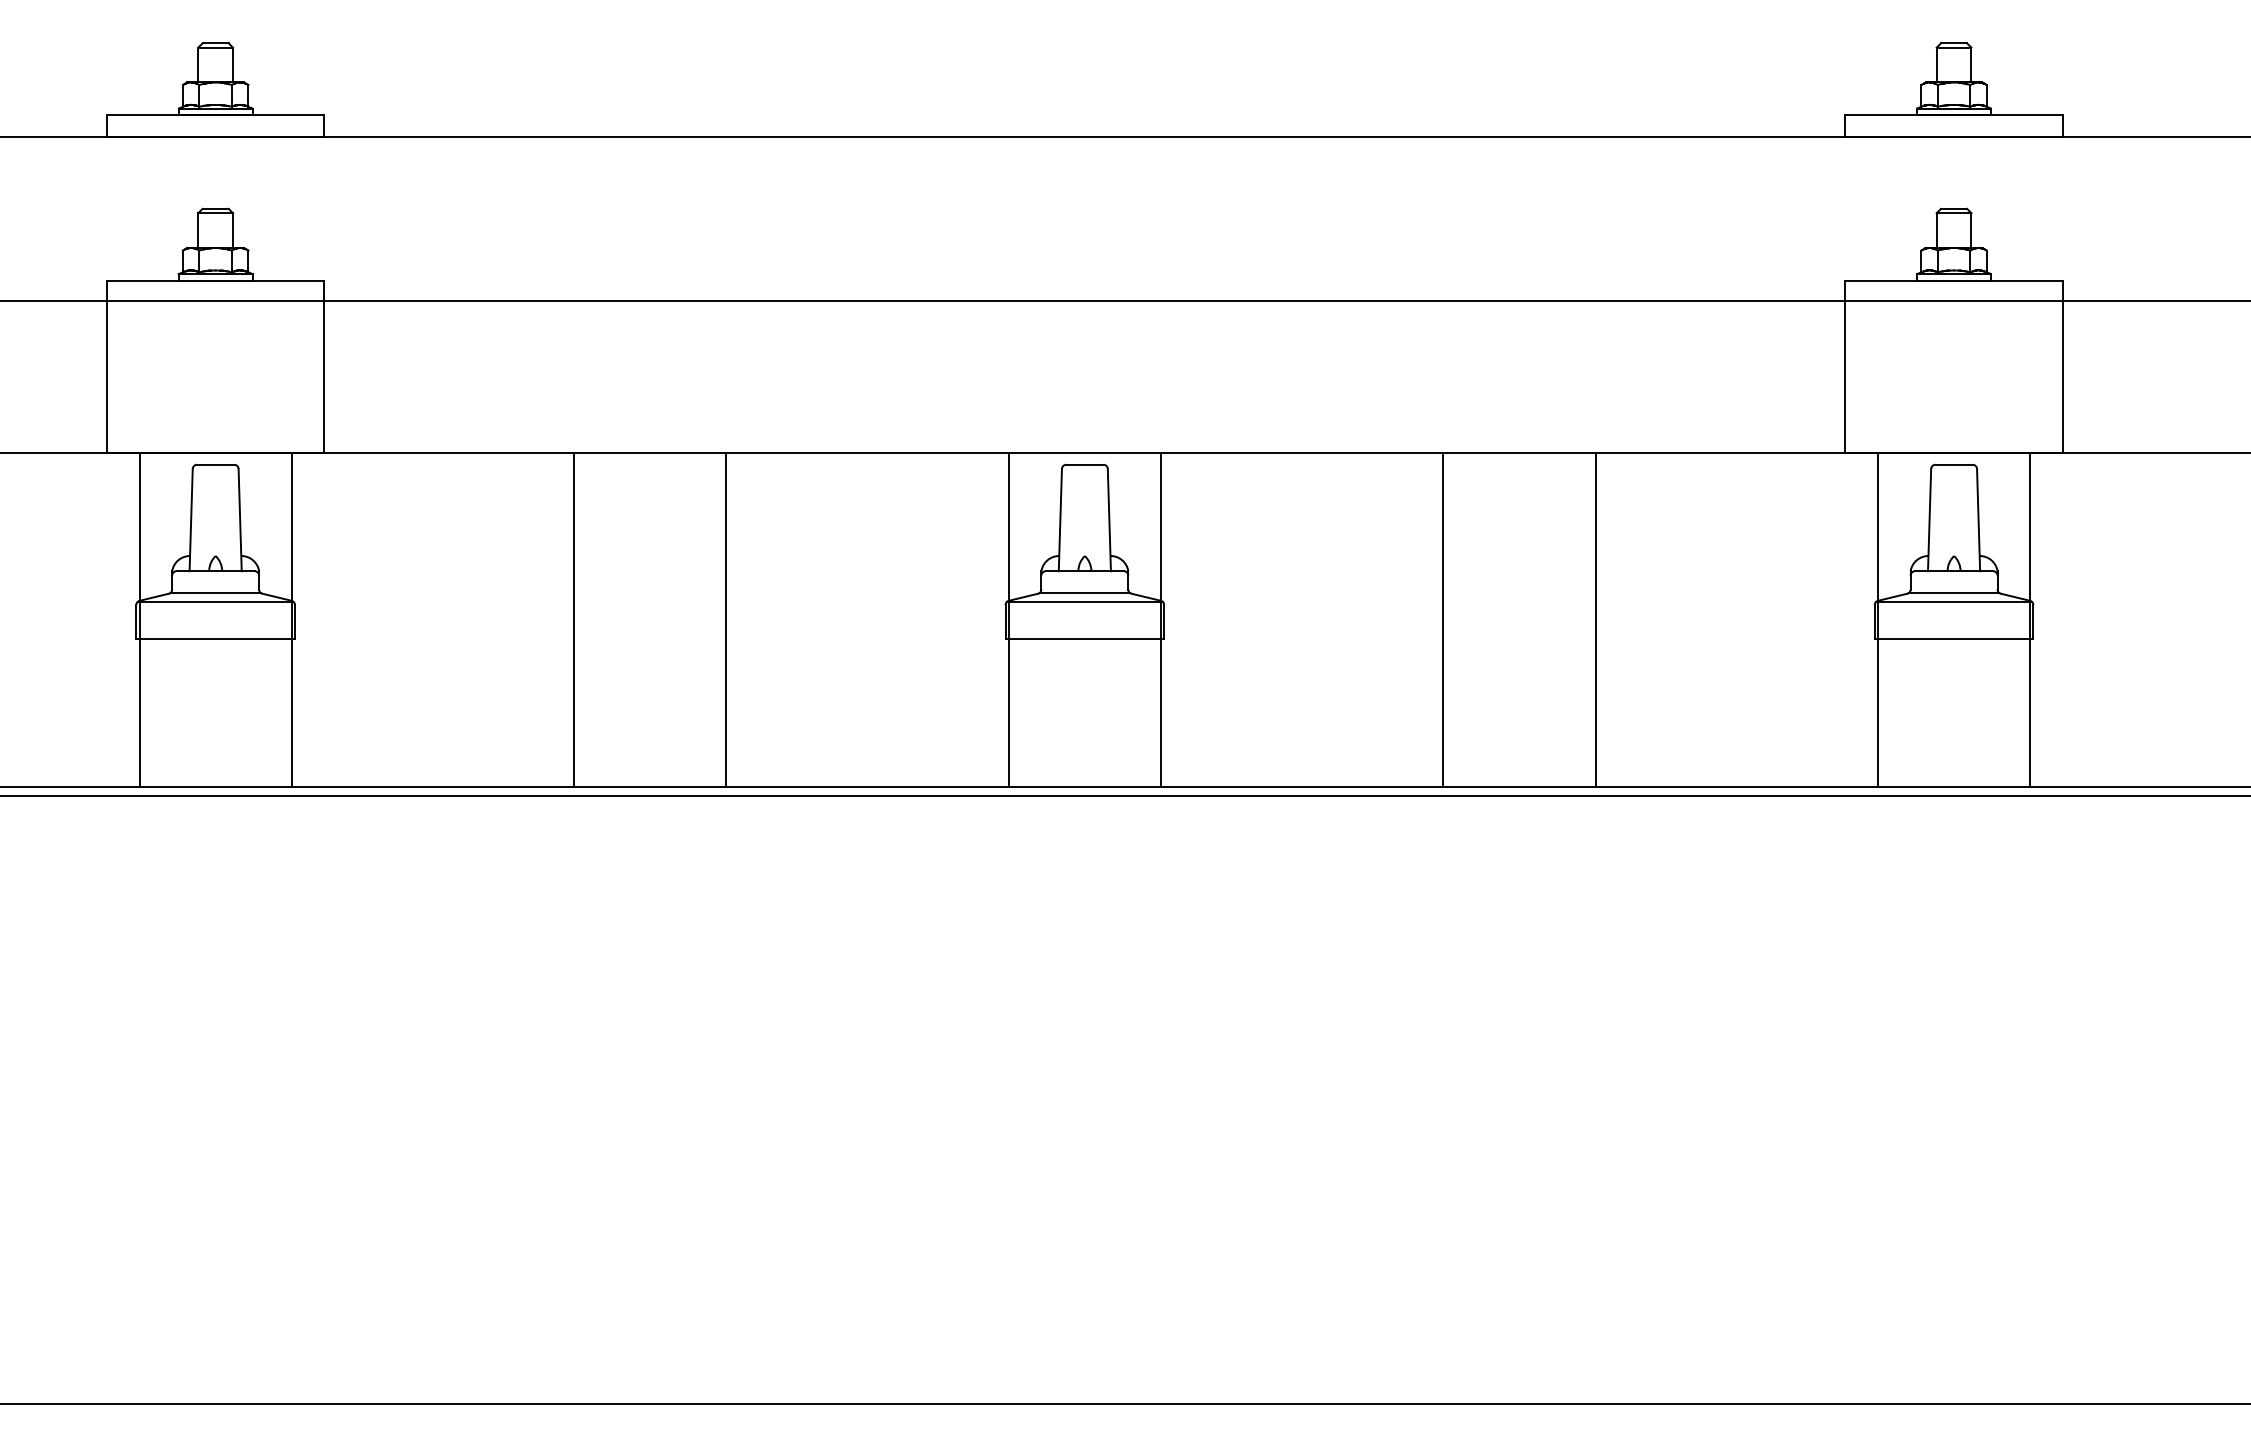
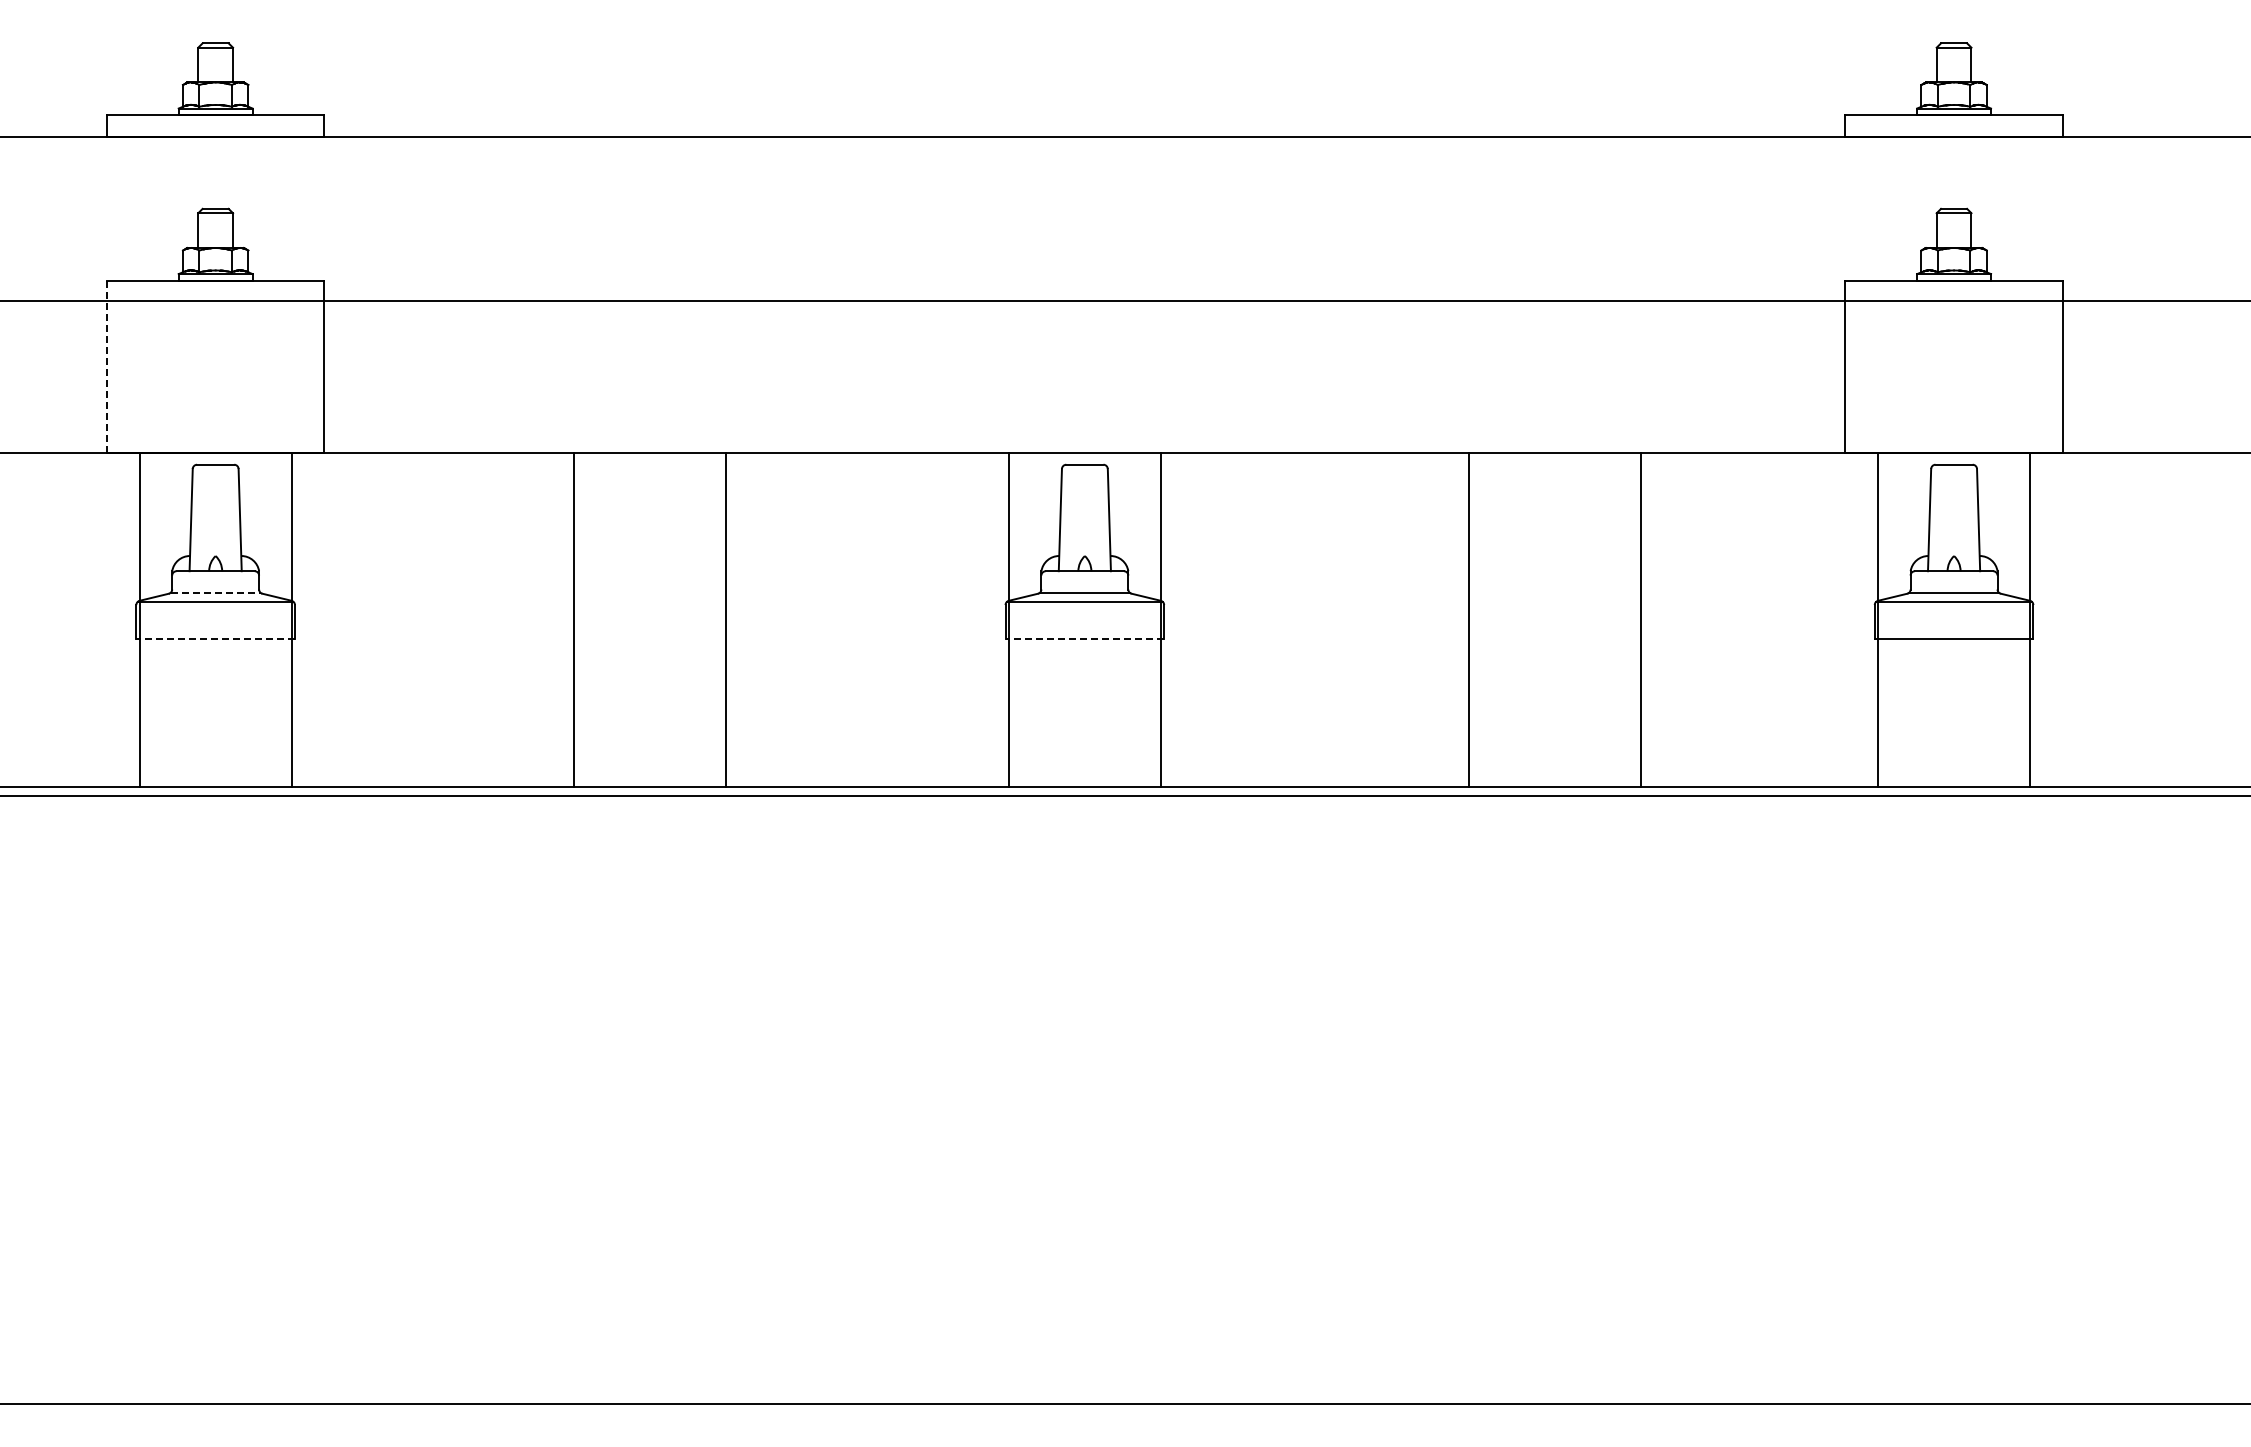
line: solid -> dashed (107, 366)
line: solid -> dashed (216, 592)
line position: (1443, 620) -> (1469, 620) (1469, 620)
line position: (1595, 620) -> (1640, 620) (1640, 620)
line: solid -> dashed (215, 638)
line: solid -> dashed (1084, 638)
